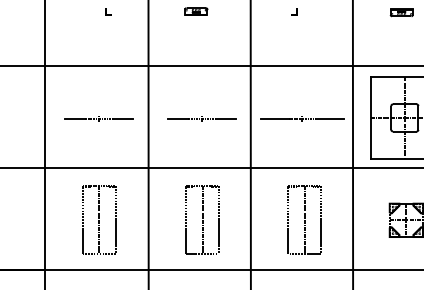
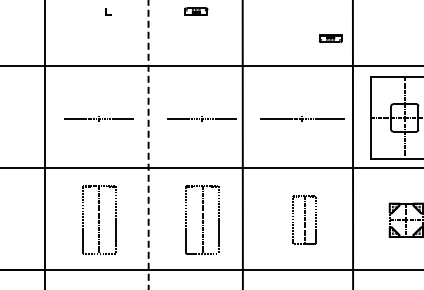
part: present -> none (294, 11)
part position: (401, 12) -> (330, 38) (330, 38)
line position: (250, 144) -> (242, 144) (242, 144)
line: solid -> dashed (148, 145)
part size: 35x70 px -> 25x50 px (304, 219)
